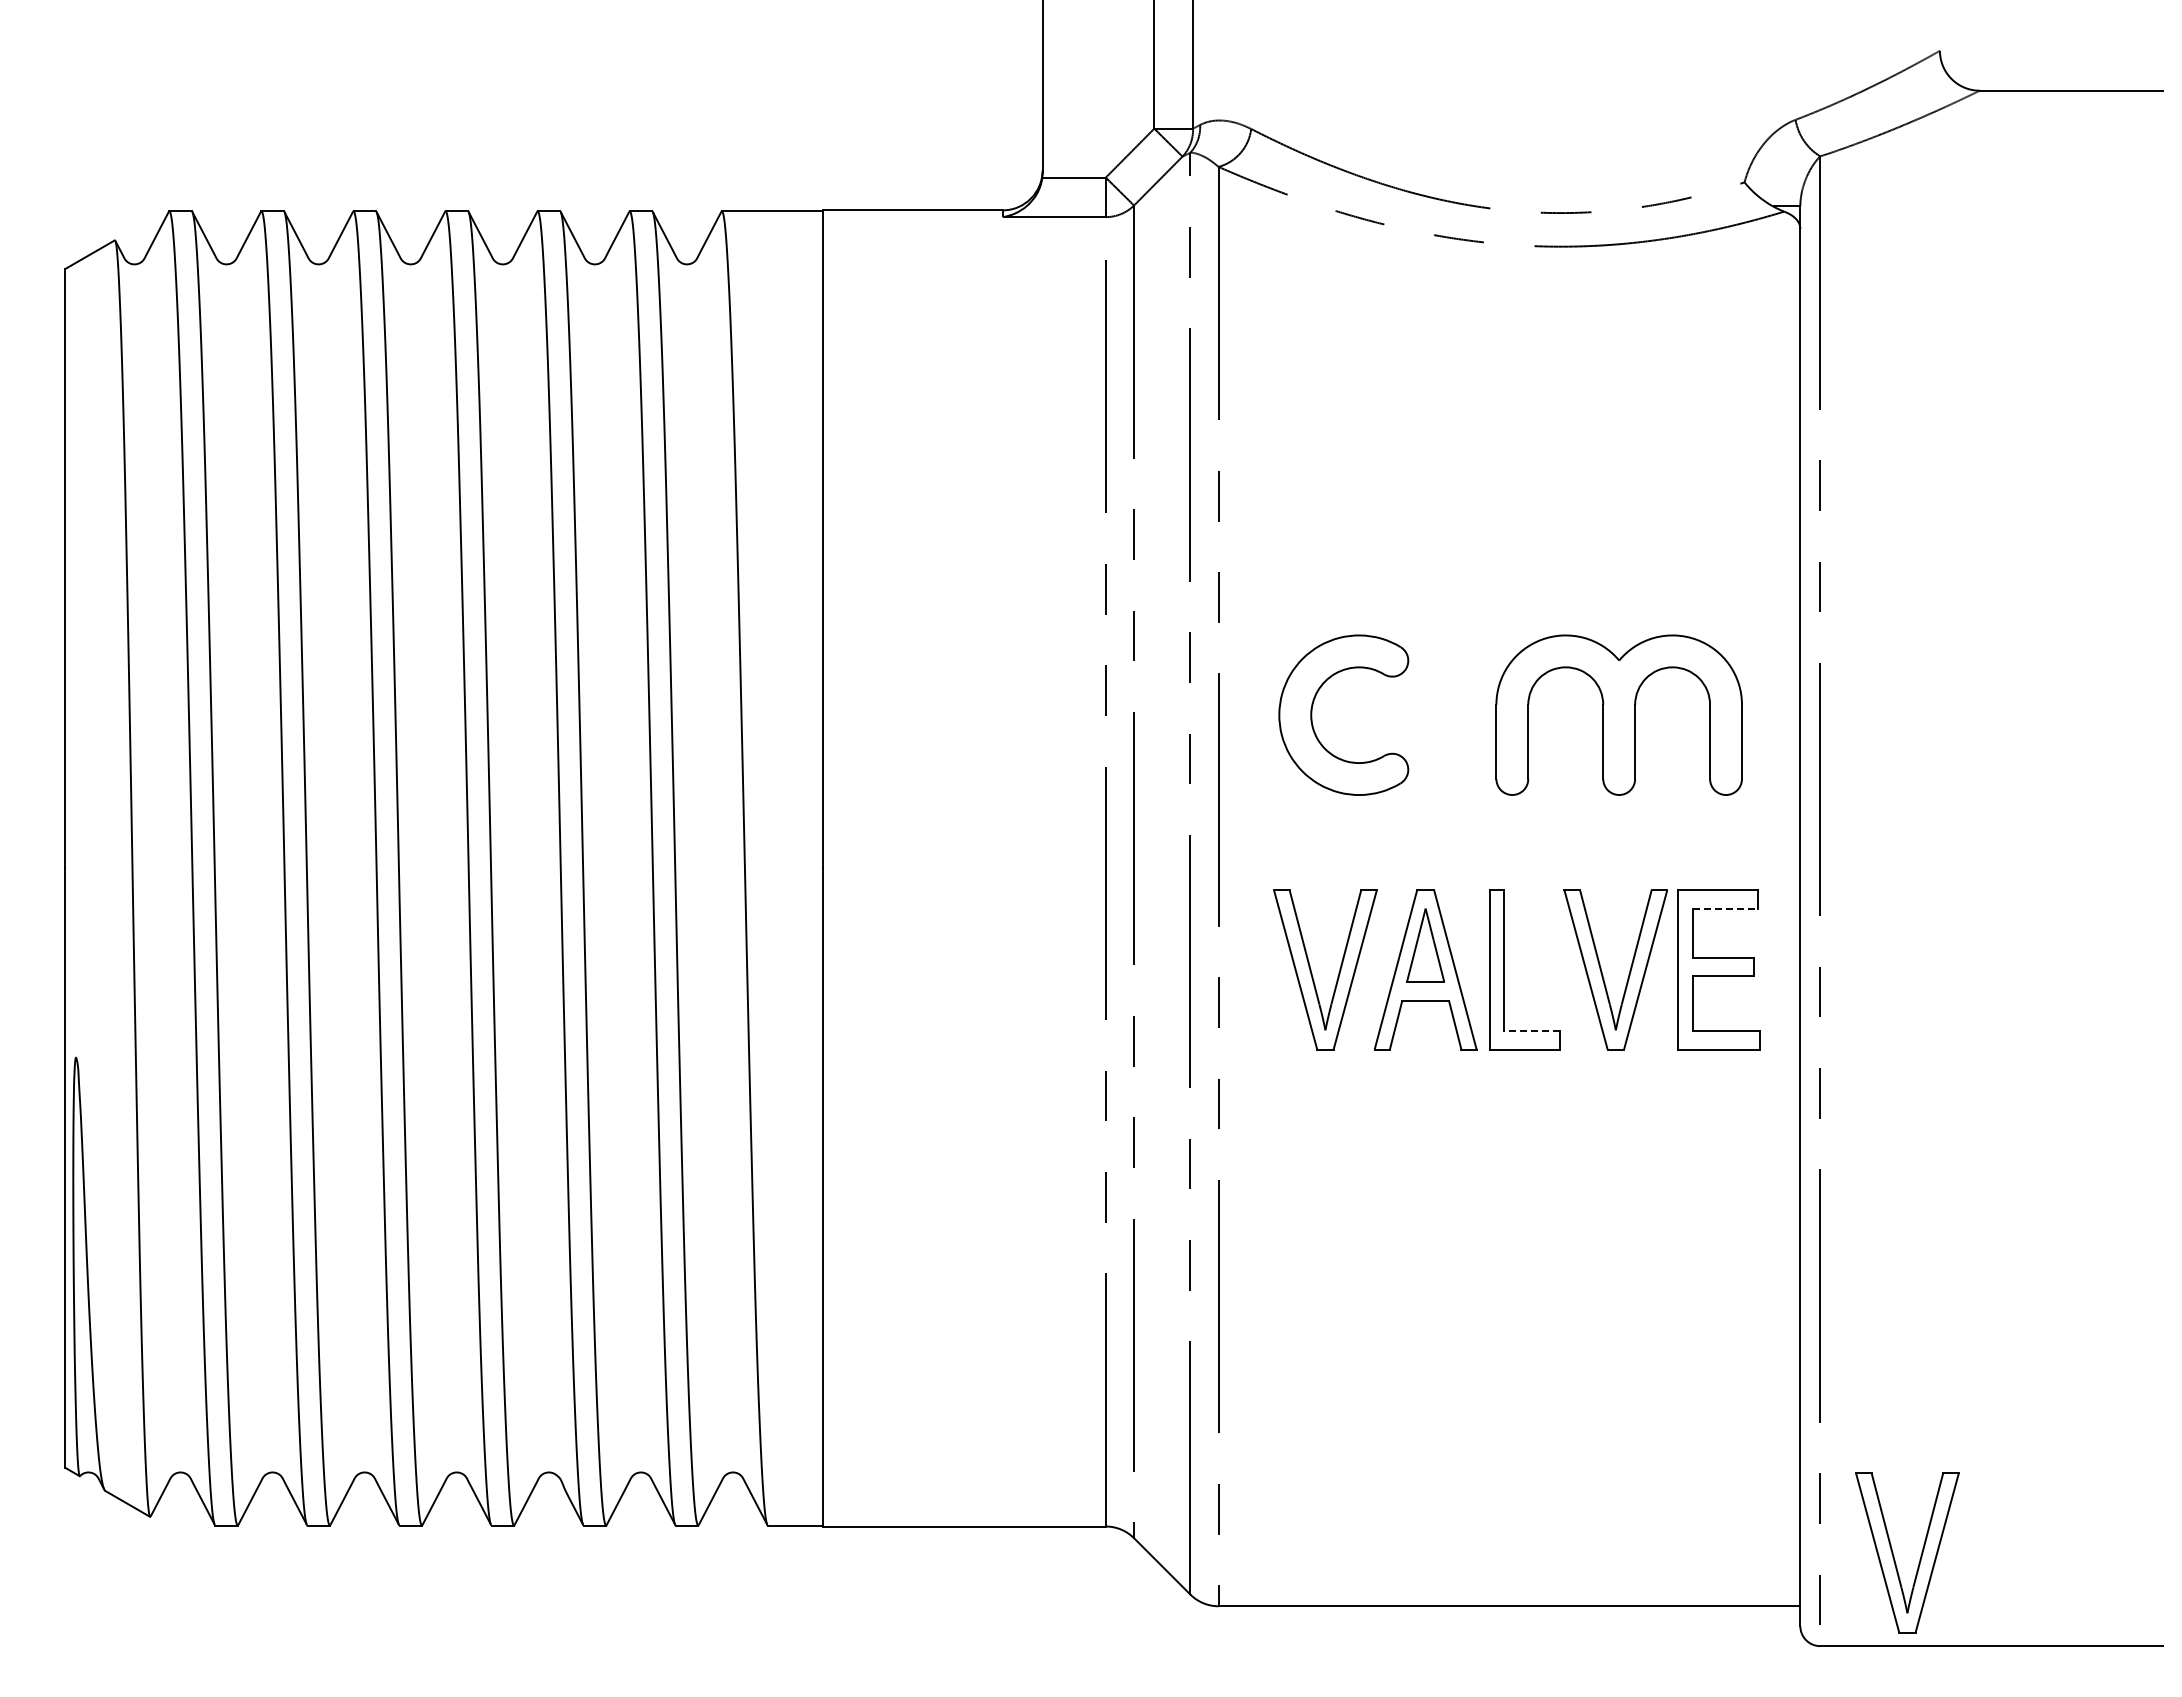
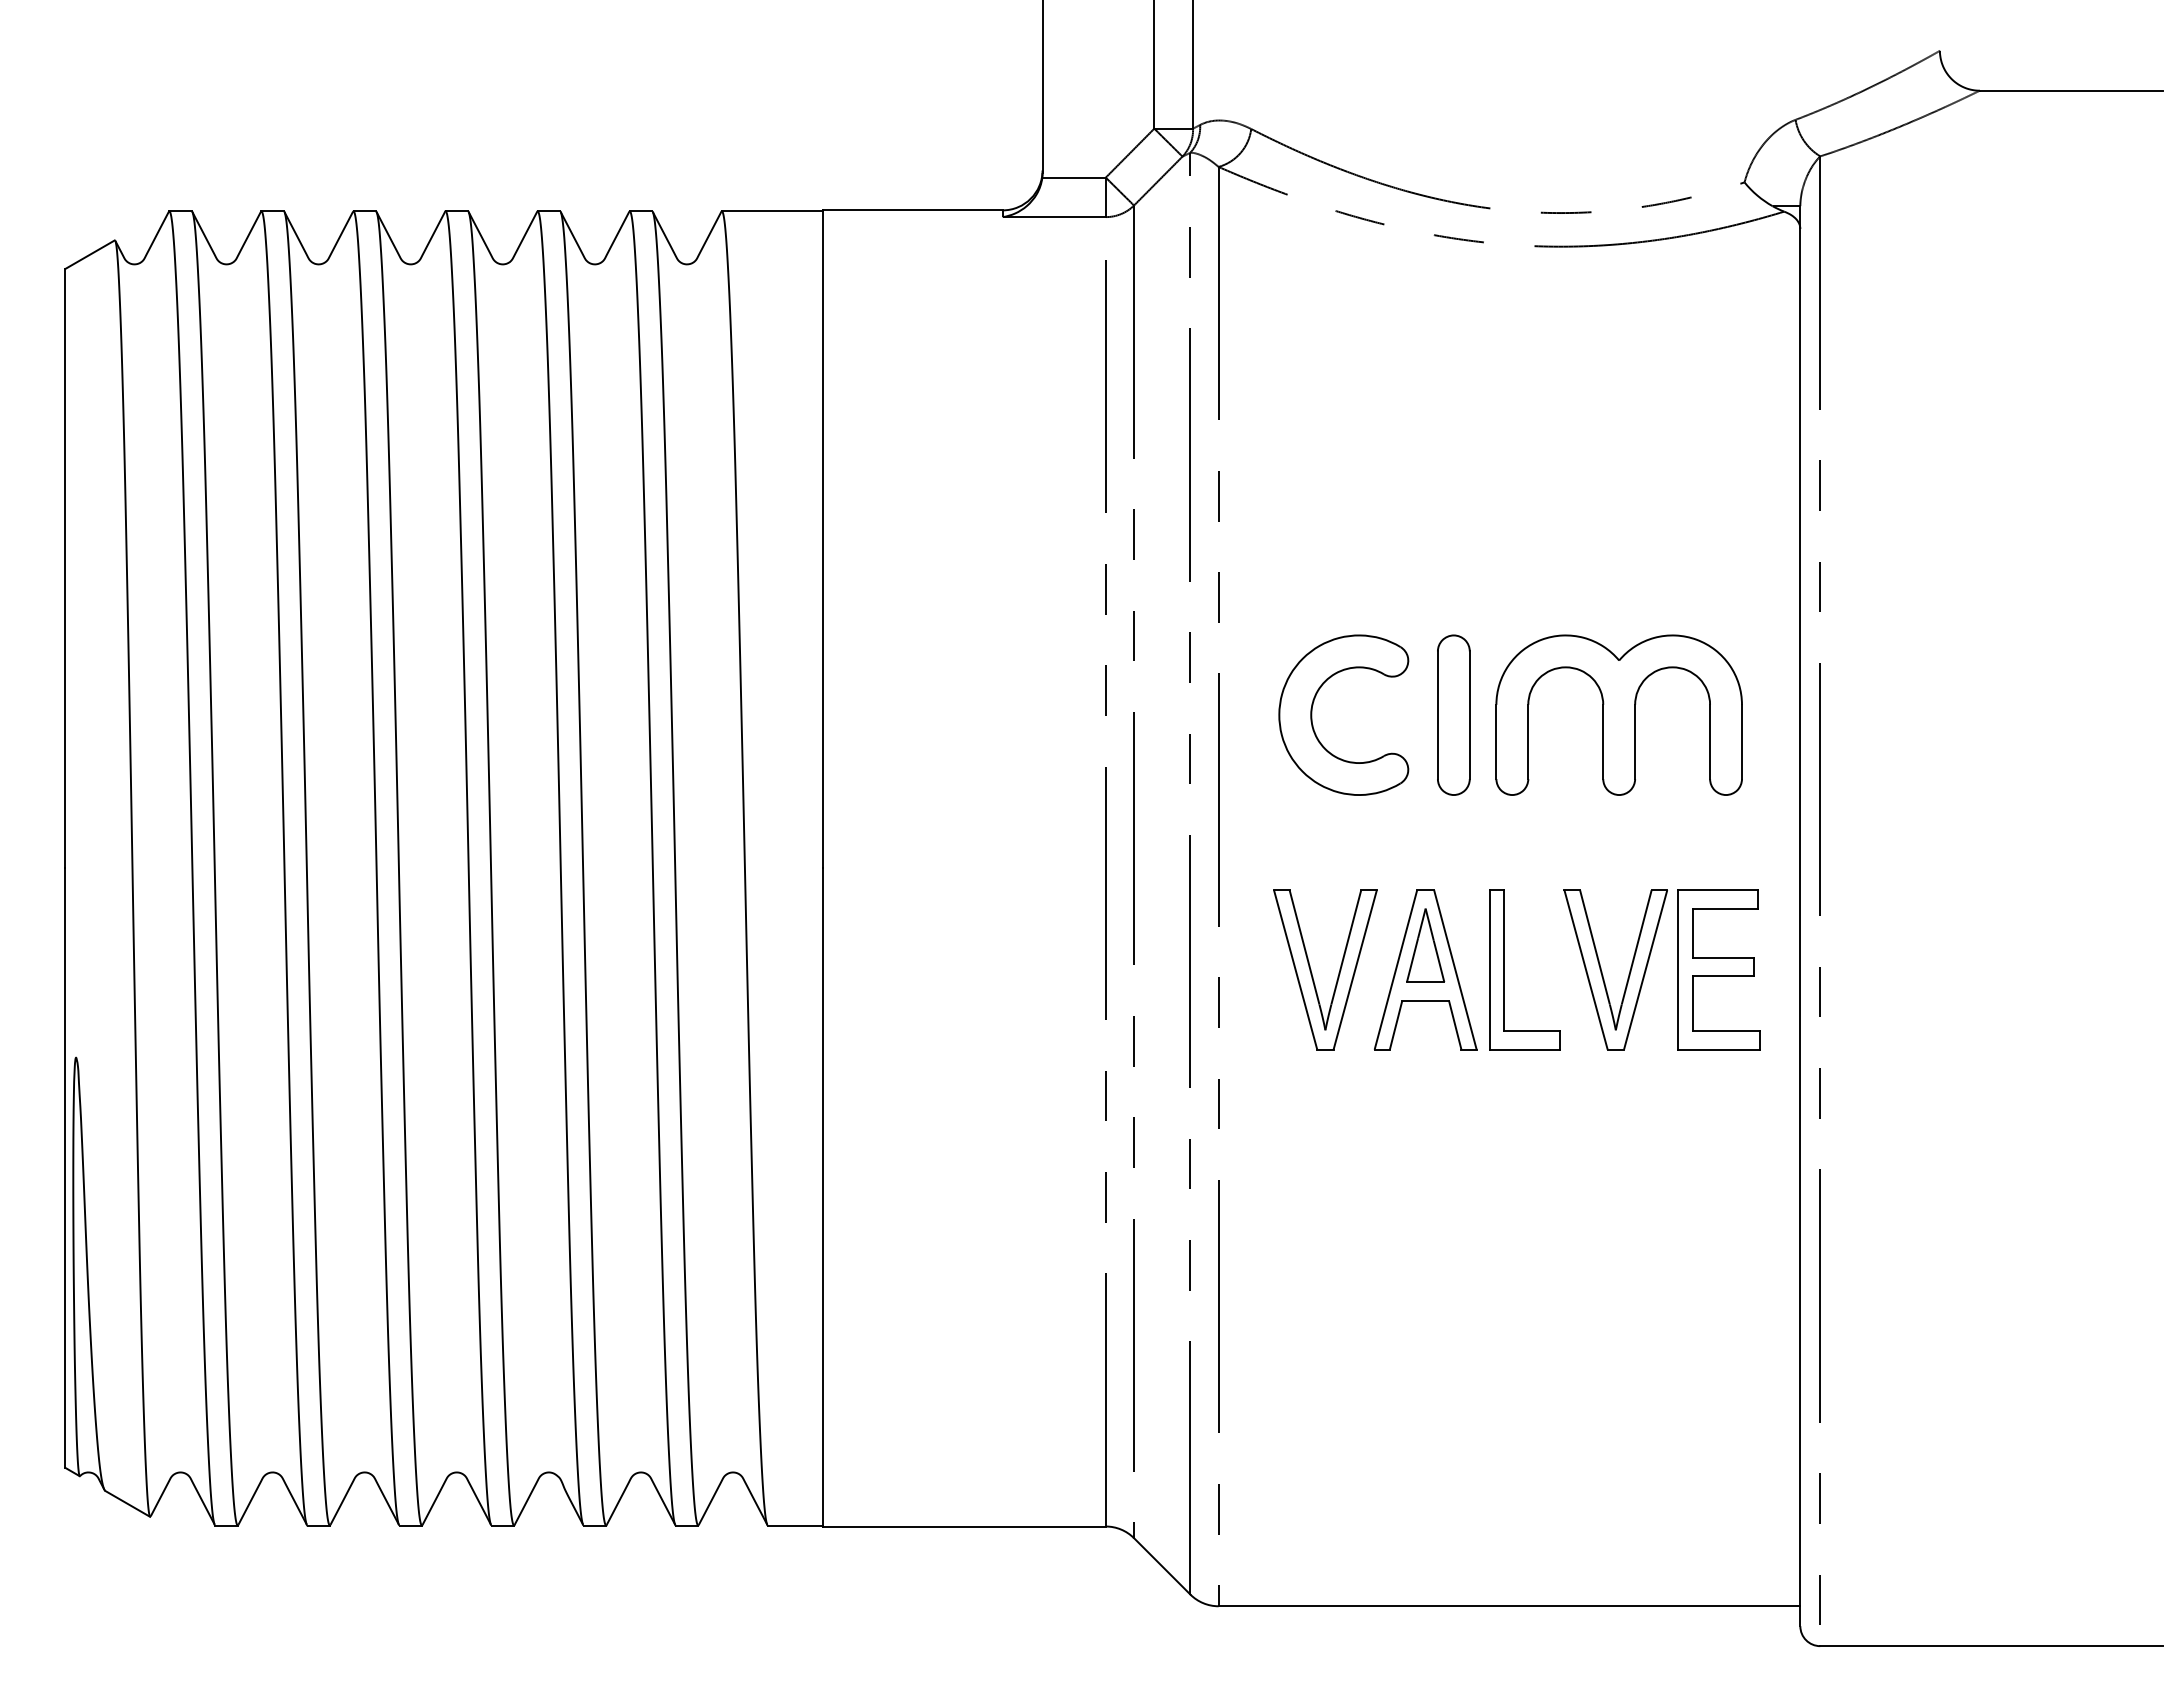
part: none -> present (1453, 714)
line: dashed -> solid (1725, 908)
line: dashed -> solid (1532, 1031)
part: present -> none (1920, 1555)
